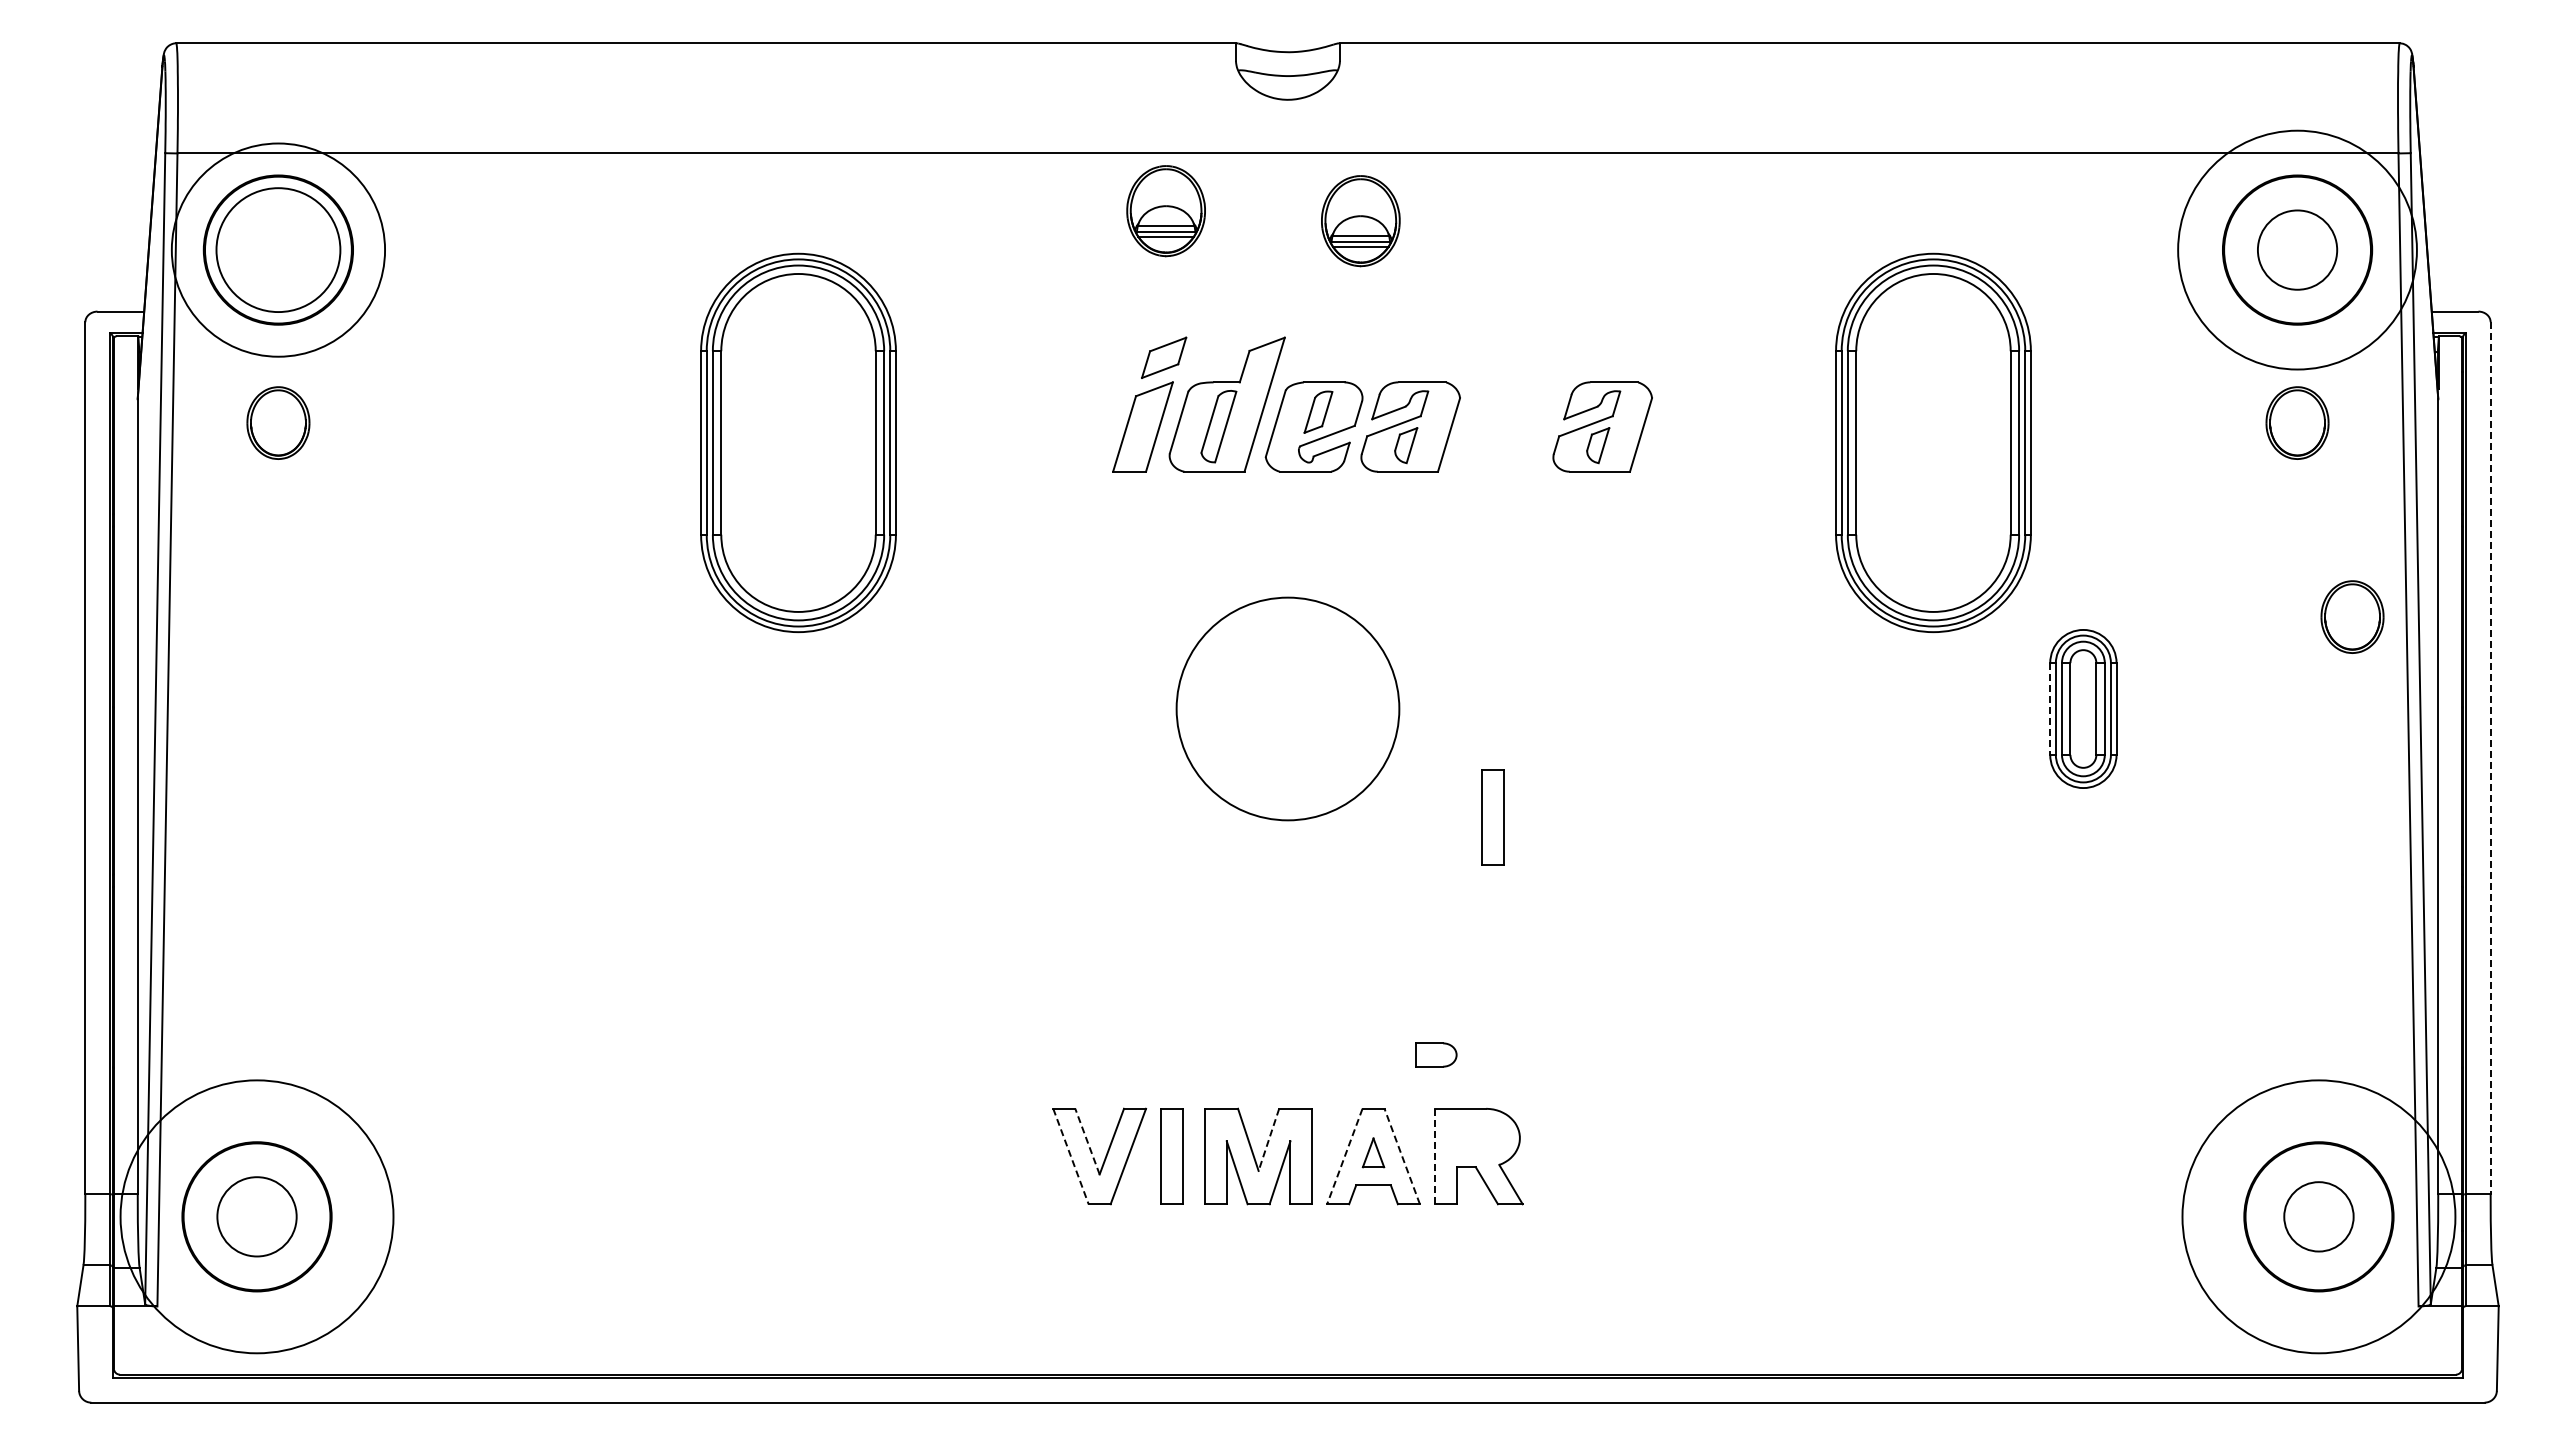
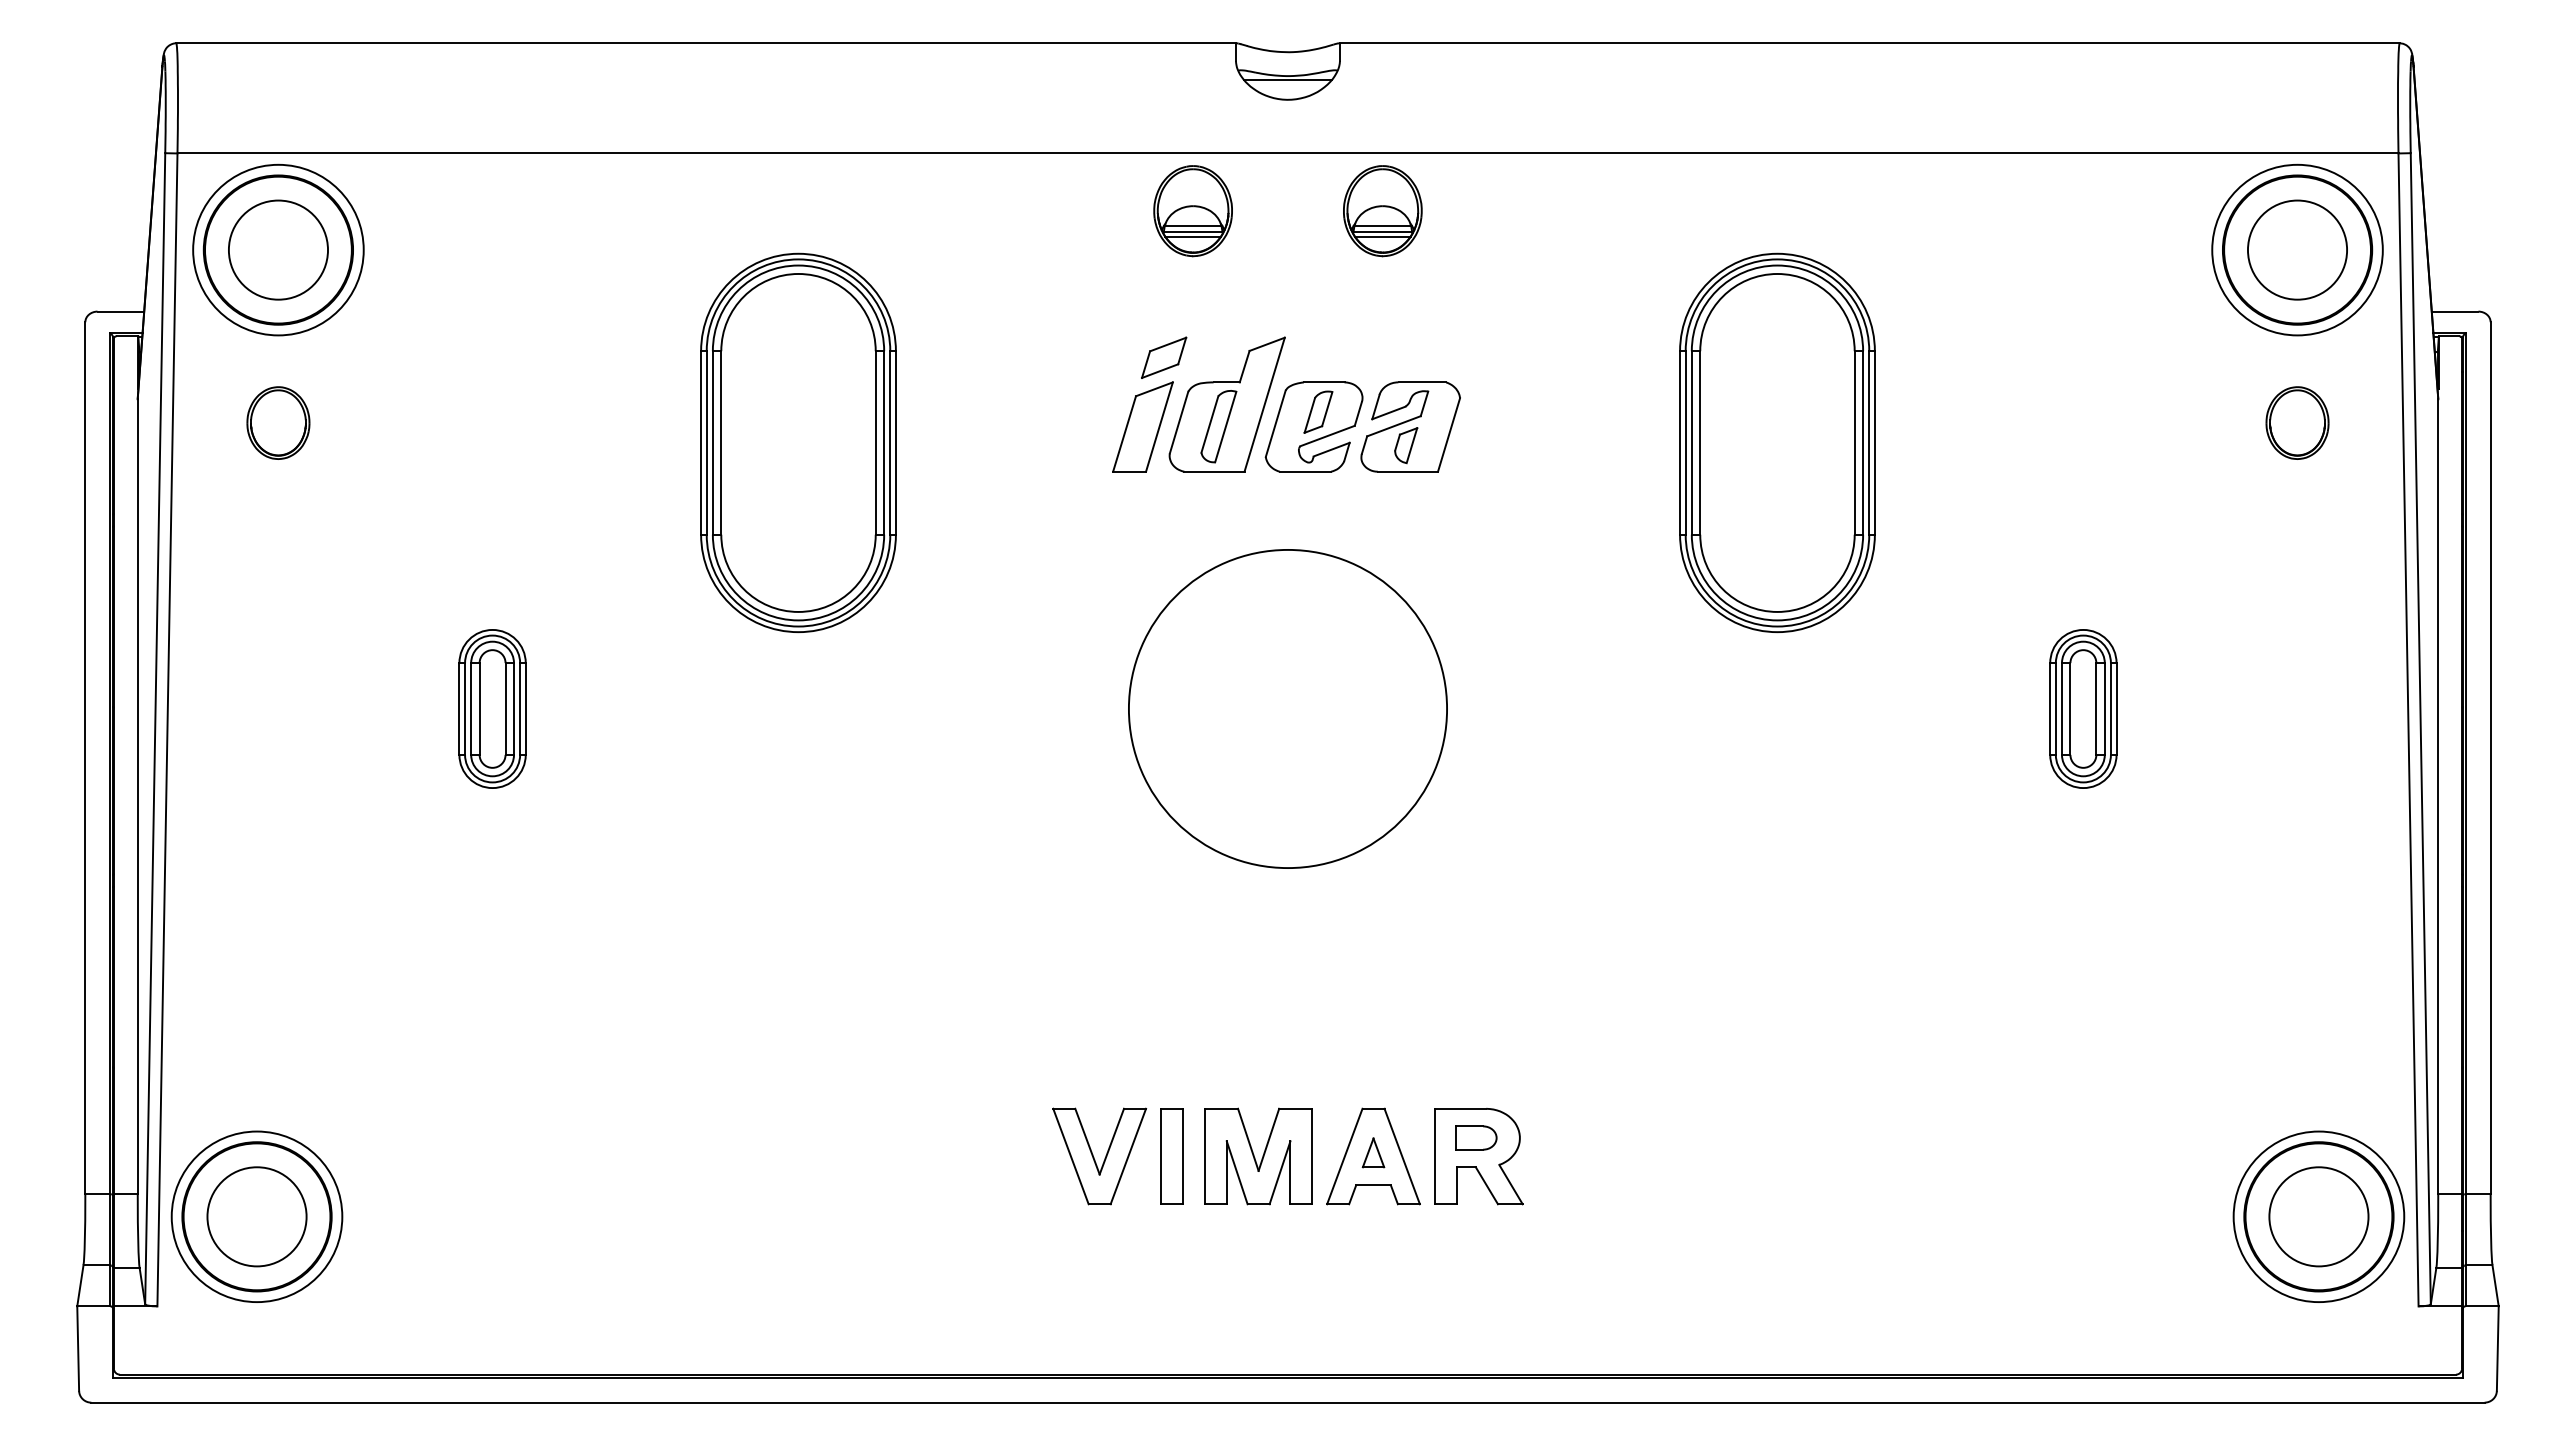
line: none -> present (1287, 80)
part position: (1165, 211) -> (1192, 211) (1192, 211)
part position: (1360, 221) -> (1382, 211) (1382, 211)
circle diameter: 213 px -> 171 px (278, 249)
circle diameter: 239 px -> 171 px (2297, 249)
circle diameter: 79 px -> 99 px (2297, 249)
circle diameter: 124 px -> 99 px (278, 249)
part: present -> none (1602, 426)
part position: (1933, 442) -> (1777, 442) (1777, 442)
part: present -> none (2352, 616)
part: none -> present (492, 708)
circle size: 226x226 px -> 320x320 px (1287, 708)
line: dashed -> solid (2050, 709)
line: dashed -> solid (2490, 758)
part: present -> none (1492, 817)
part position: (1436, 1054) -> (1476, 1137) (1476, 1137)
line: dashed -> solid (1268, 1139)
line: dashed -> solid (1087, 1141)
line: dashed -> solid (1070, 1156)
line: dashed -> solid (1344, 1156)
line: dashed -> solid (1402, 1156)
line: dashed -> solid (1434, 1156)
circle diameter: 273 px -> 171 px (256, 1216)
circle diameter: 79 px -> 99 px (256, 1216)
circle diameter: 273 px -> 171 px (2318, 1216)
circle diameter: 69 px -> 99 px (2318, 1216)
